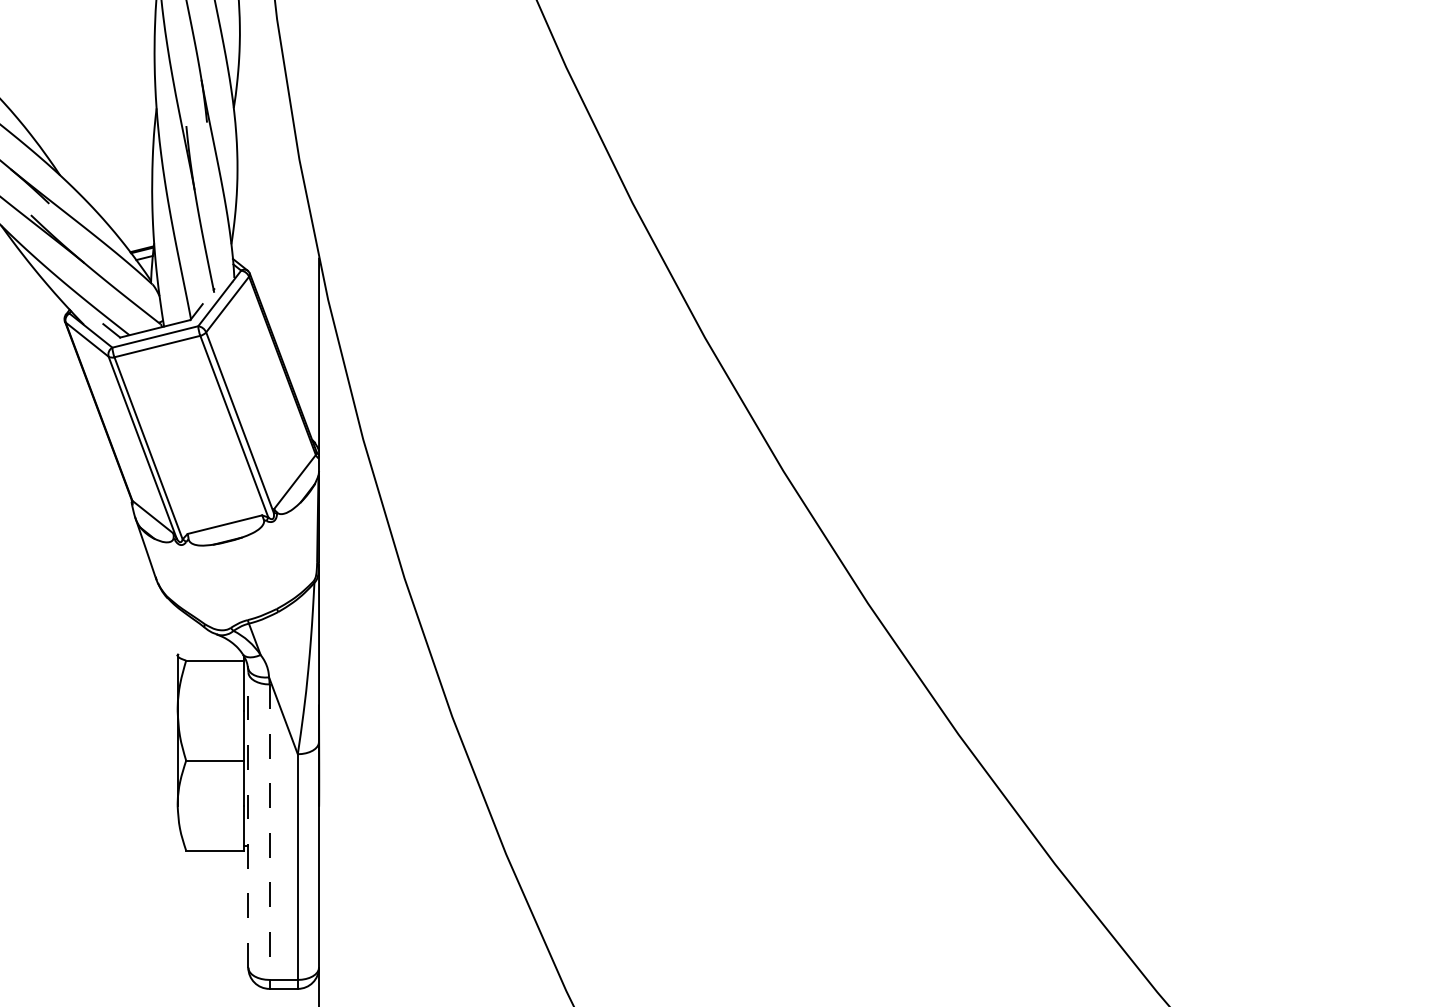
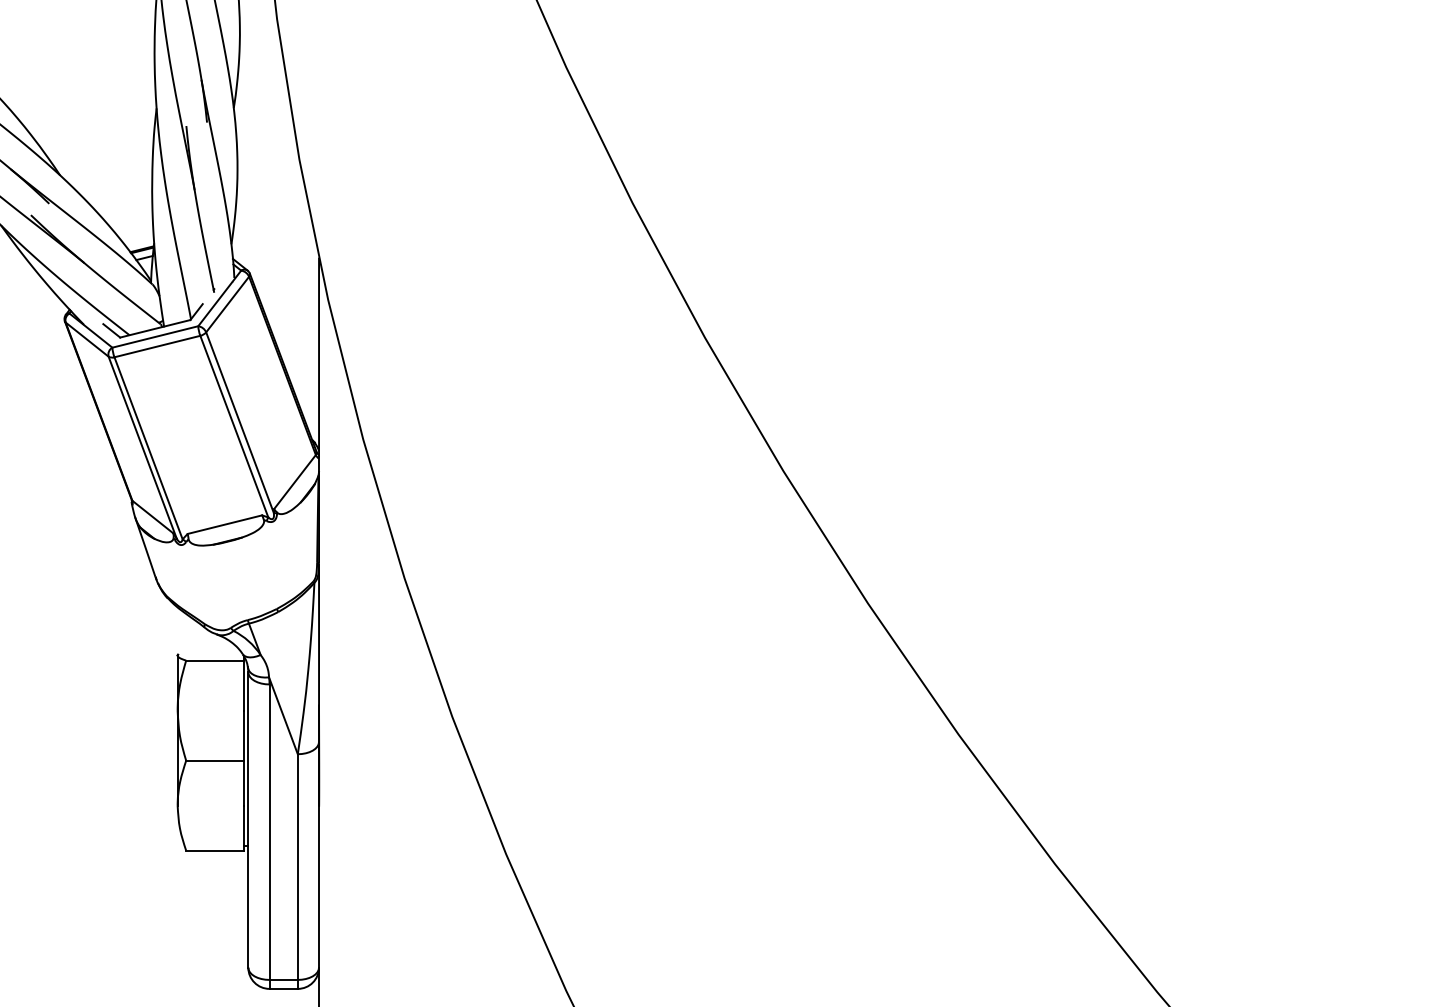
line: dashed -> solid (248, 819)
line: dashed -> solid (269, 832)
